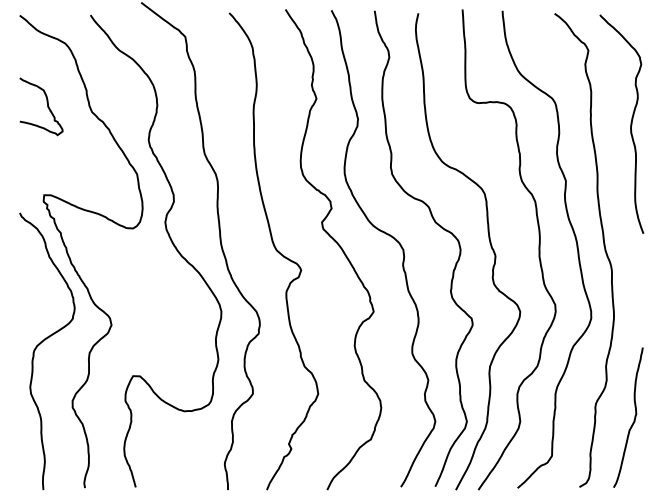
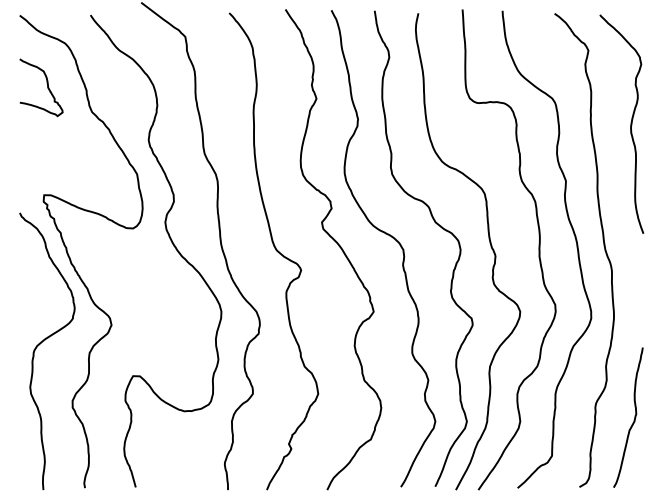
curve position: (47, 106) -> (47, 87) (47, 87)
